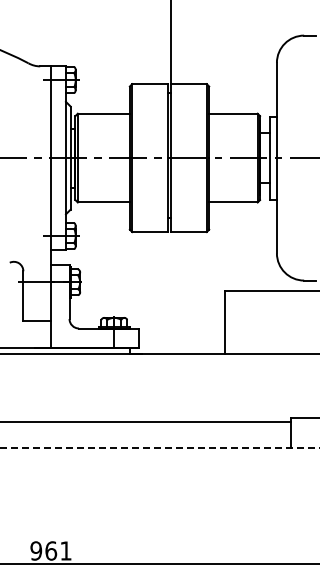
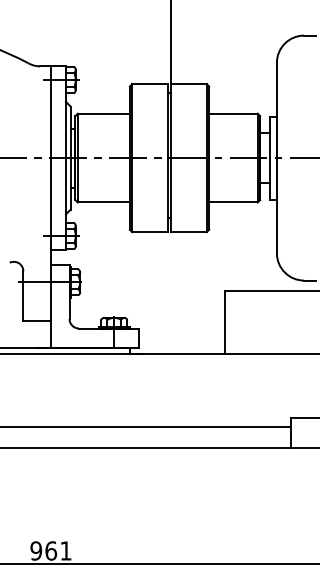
line position: (146, 422) -> (146, 427) (146, 427)
line: dashed -> solid (160, 448)
